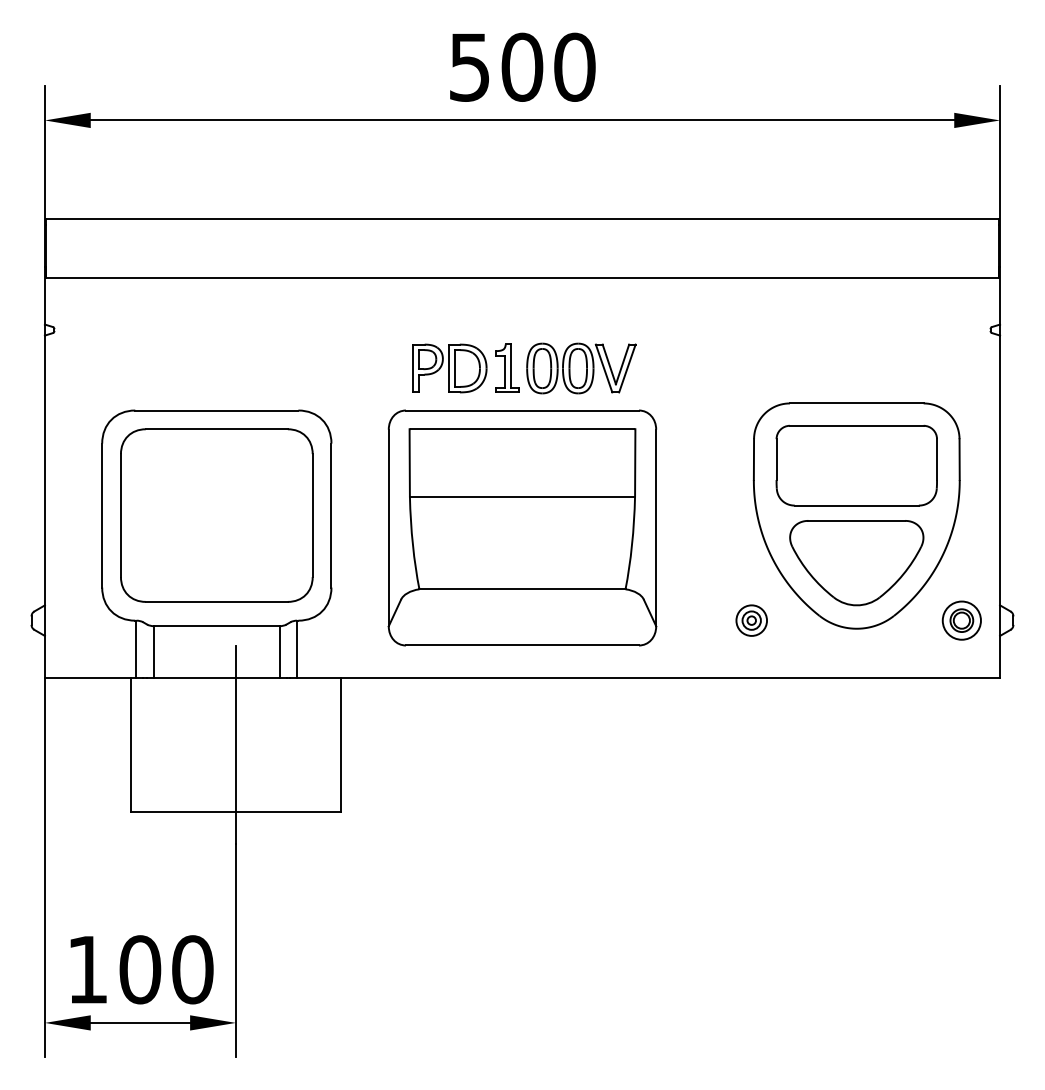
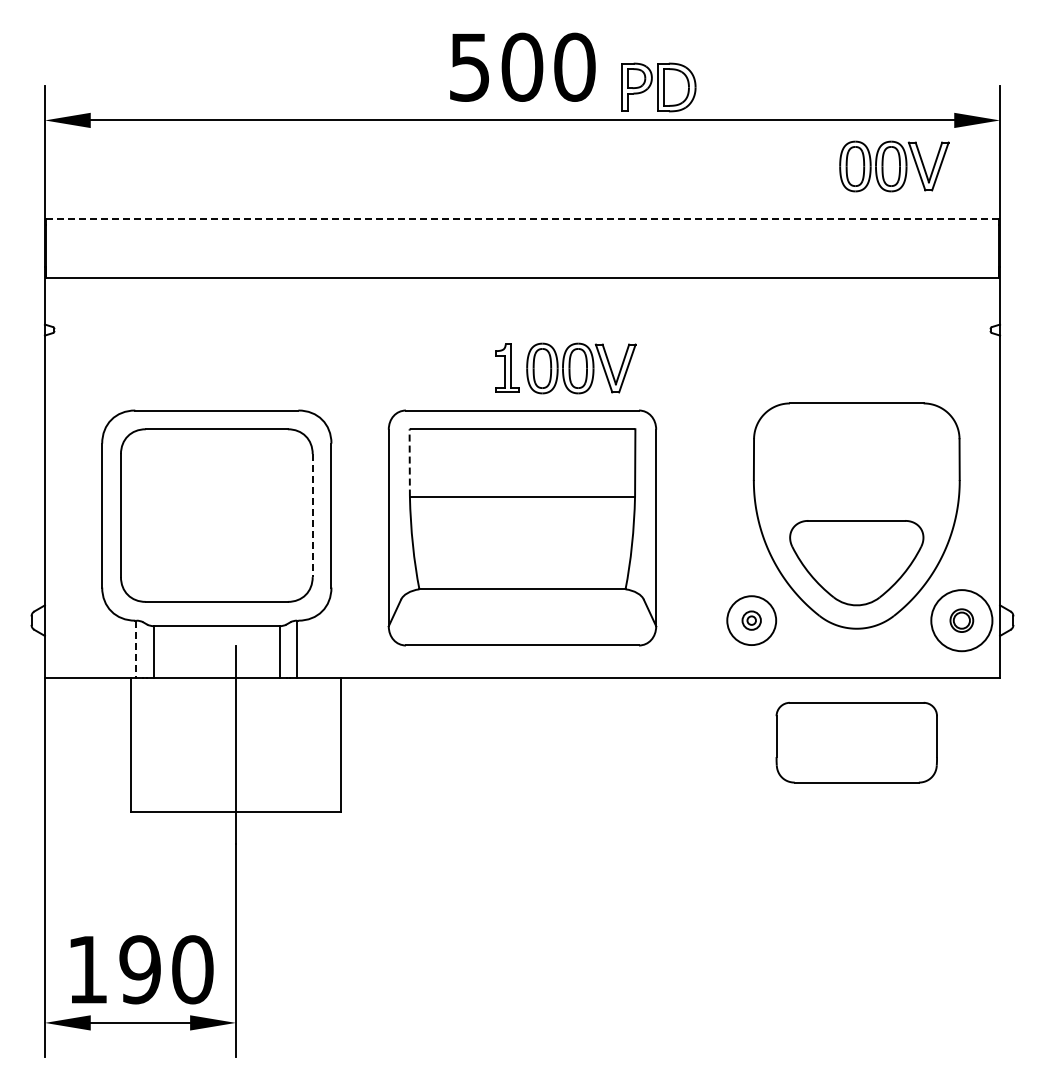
part: none -> present (894, 166)
line: solid -> dashed (522, 219)
part position: (449, 368) -> (658, 87) (658, 87)
line: solid -> dashed (409, 462)
part position: (856, 465) -> (856, 742) (856, 742)
line: solid -> dashed (312, 515)
circle diameter: 31 px -> 49 px (751, 620)
circle diameter: 38 px -> 61 px (961, 620)
line: solid -> dashed (136, 649)
text: 100 -> 190 (140, 969)
